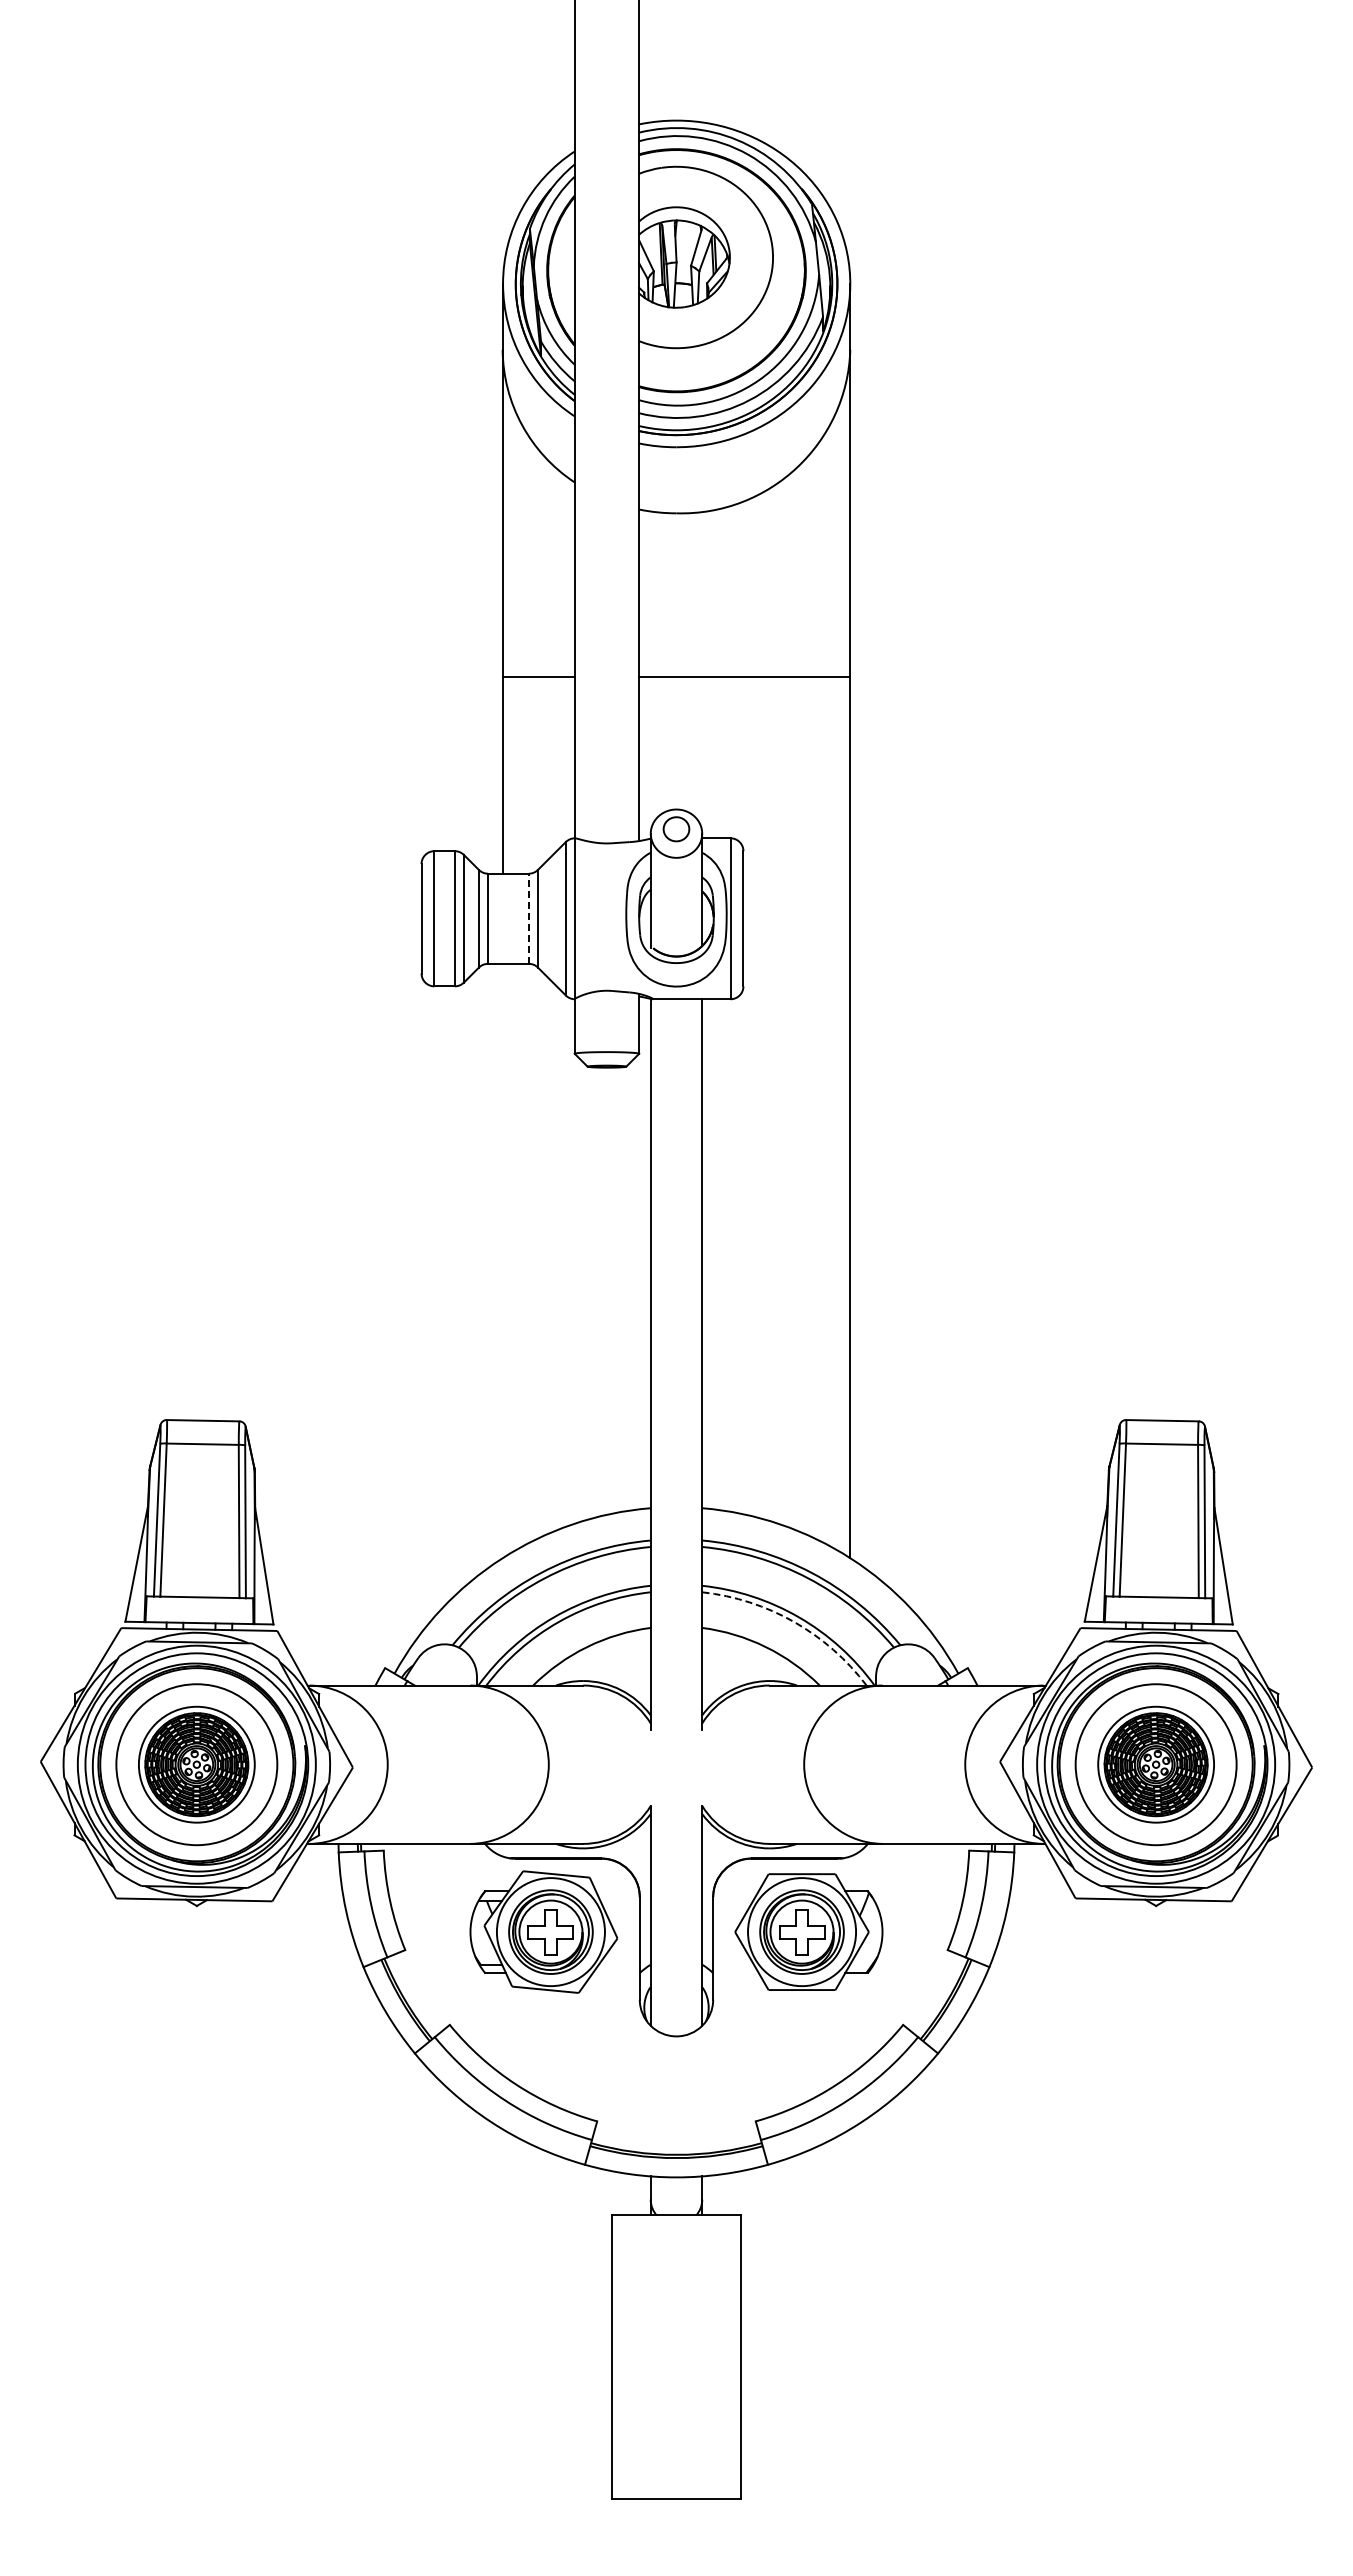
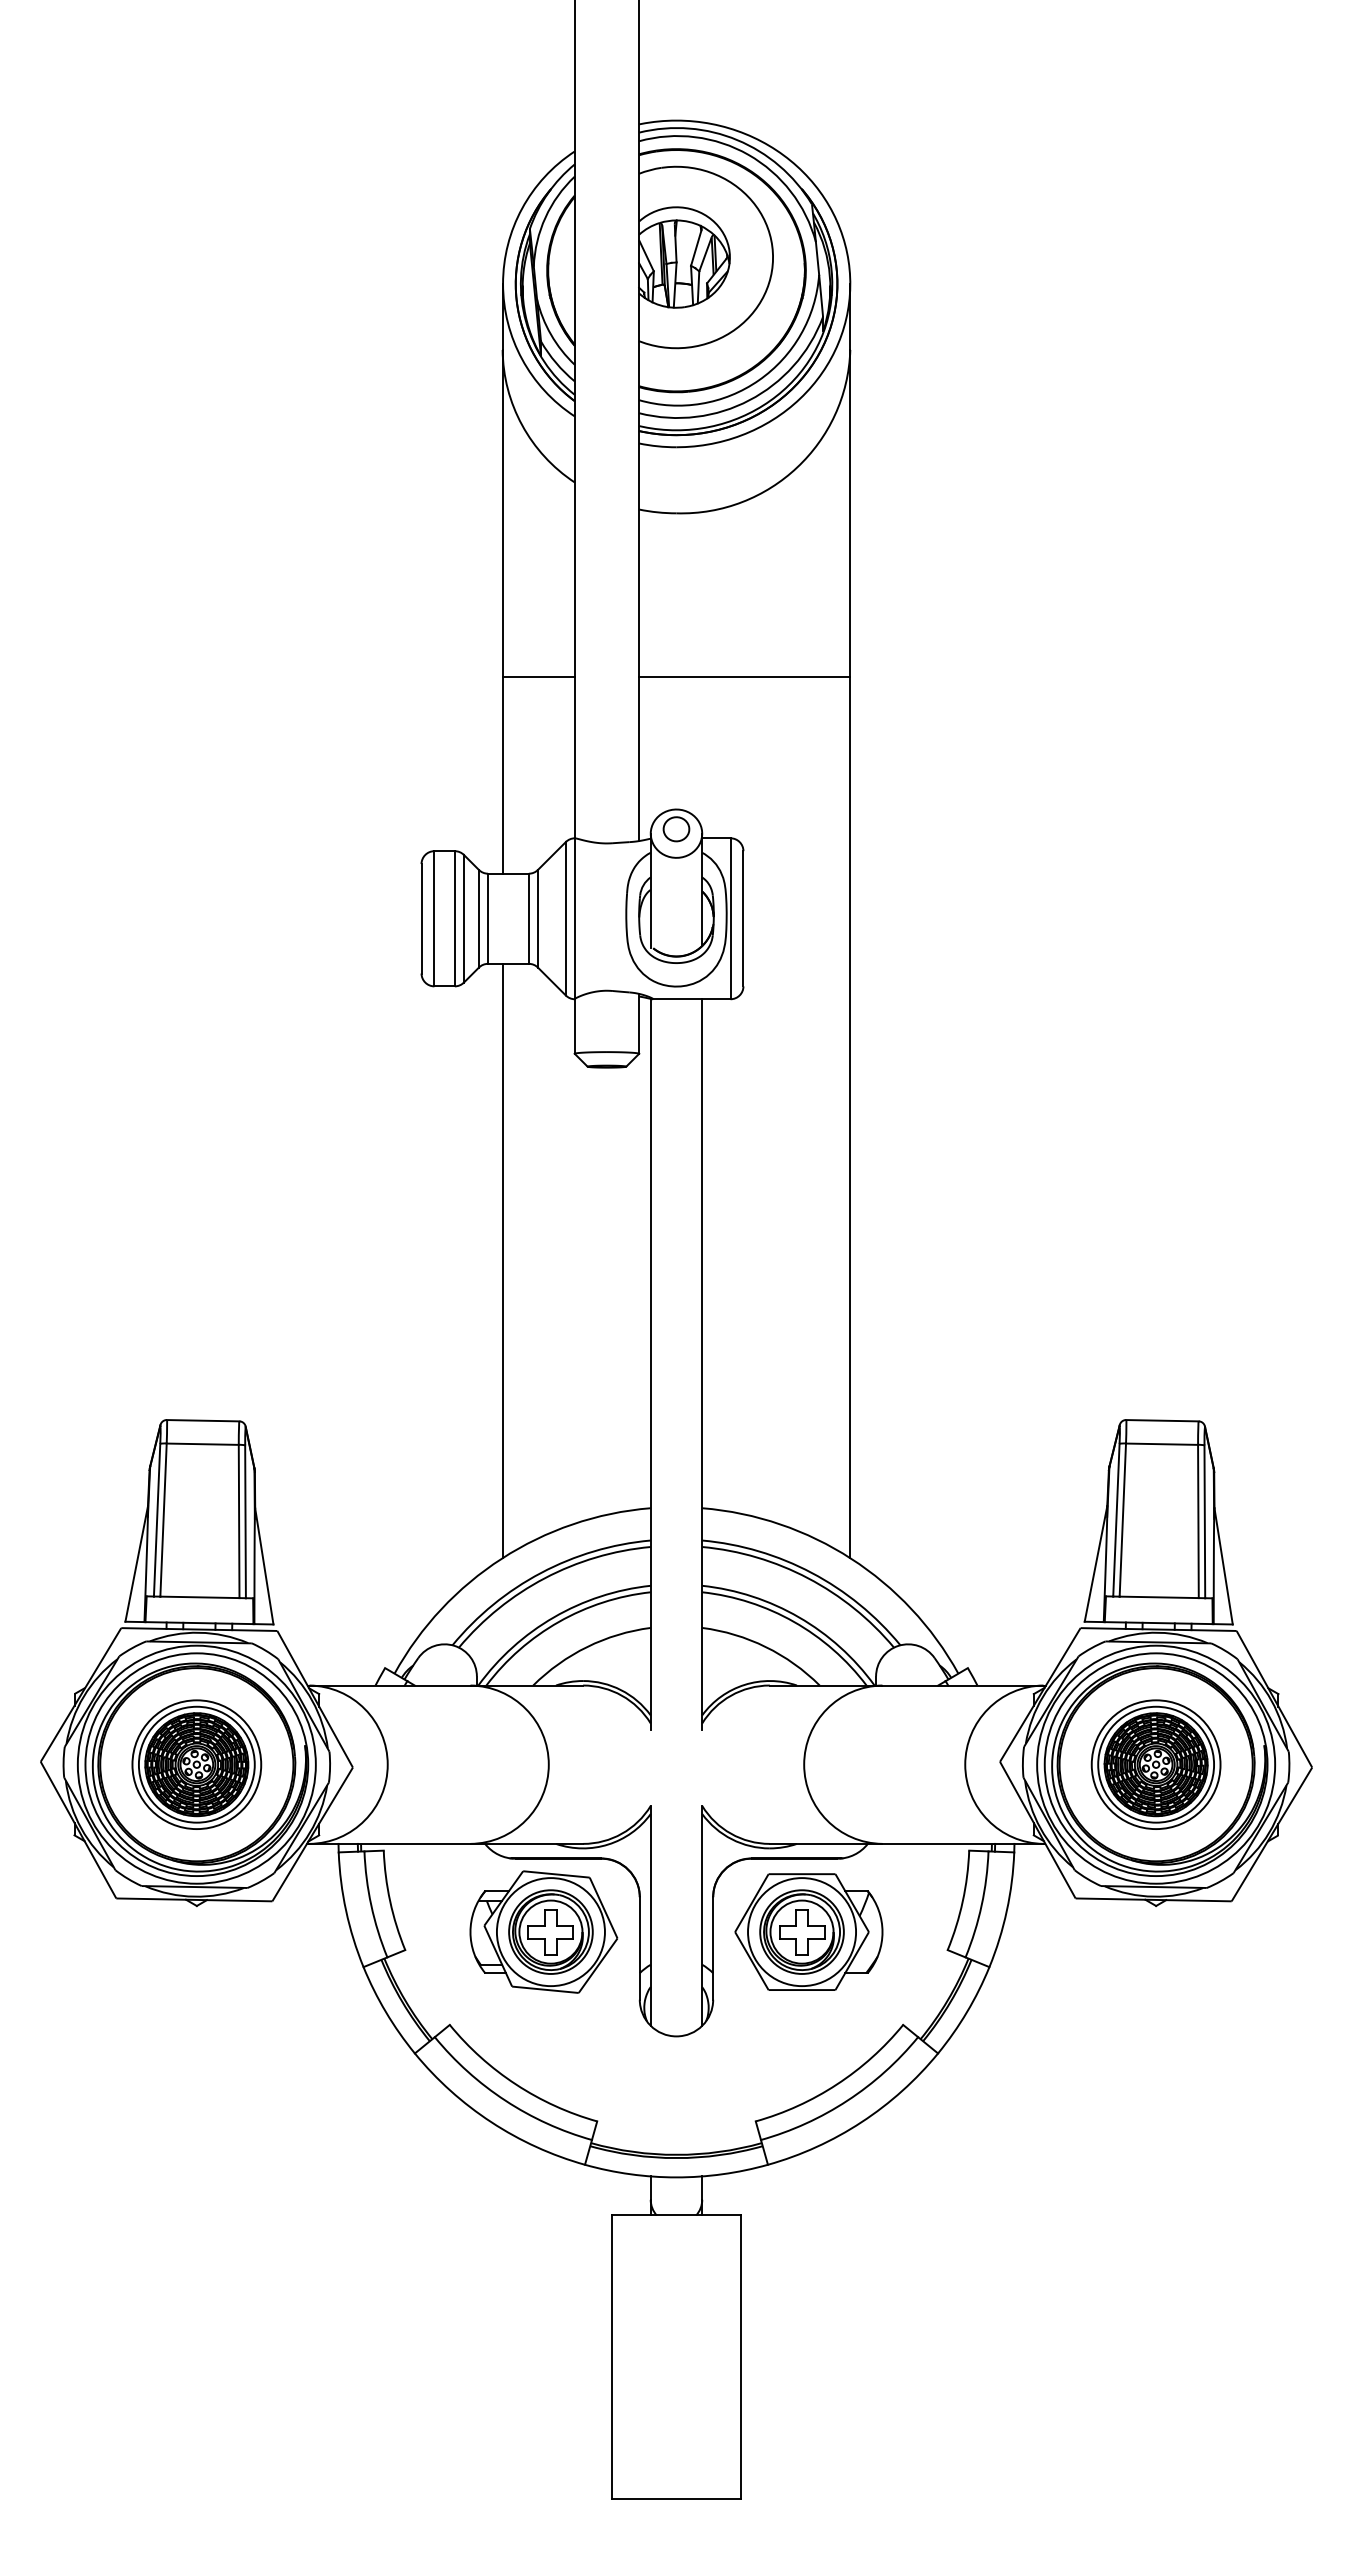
line: dashed -> solid (528, 918)
line: none -> present (502, 1260)
arc: dashed -> solid (794, 1621)
circle diameter: 161 px -> 129 px (196, 1764)
circle diameter: 161 px -> 129 px (1155, 1764)
